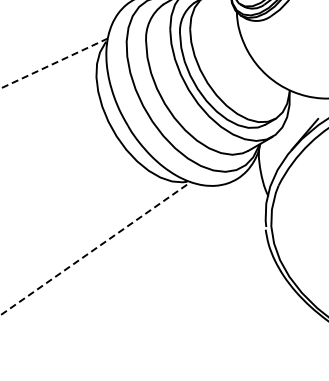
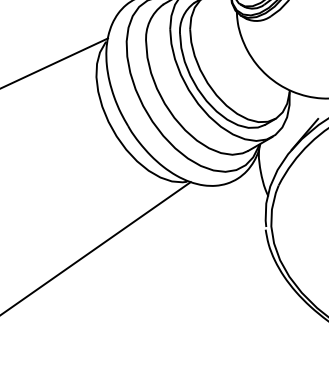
line: dashed -> solid (53, 63)
line: dashed -> solid (95, 248)
